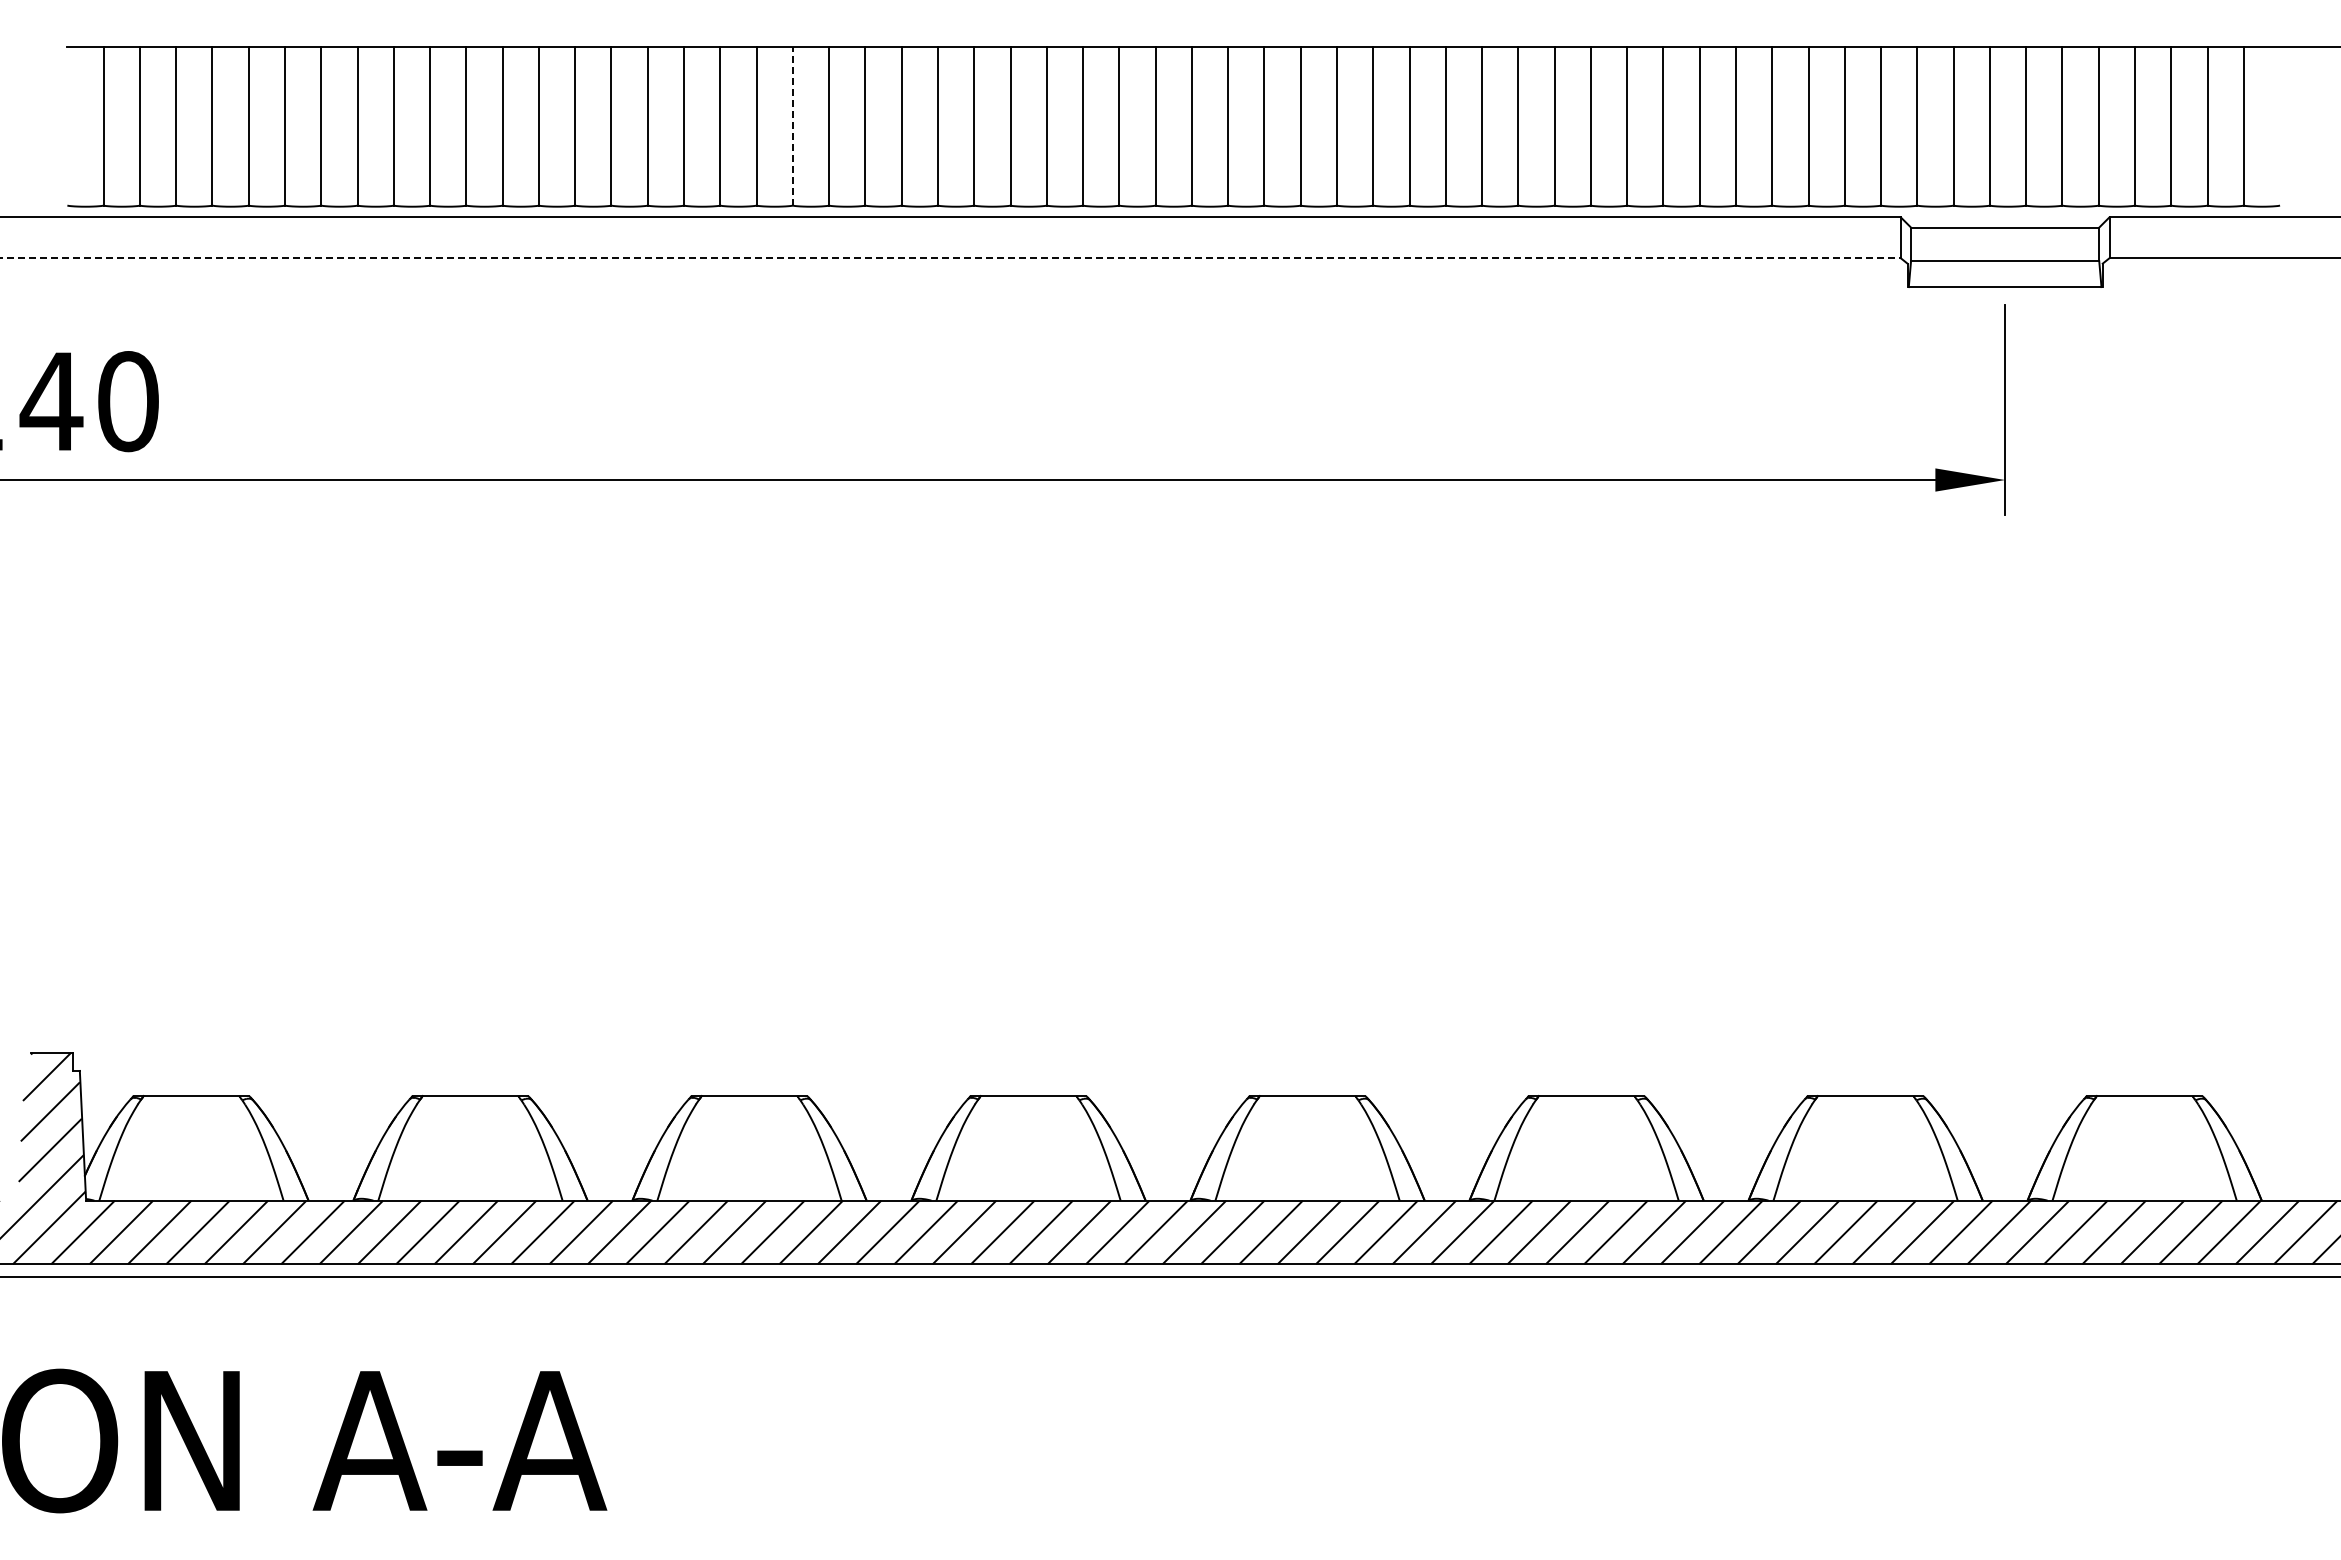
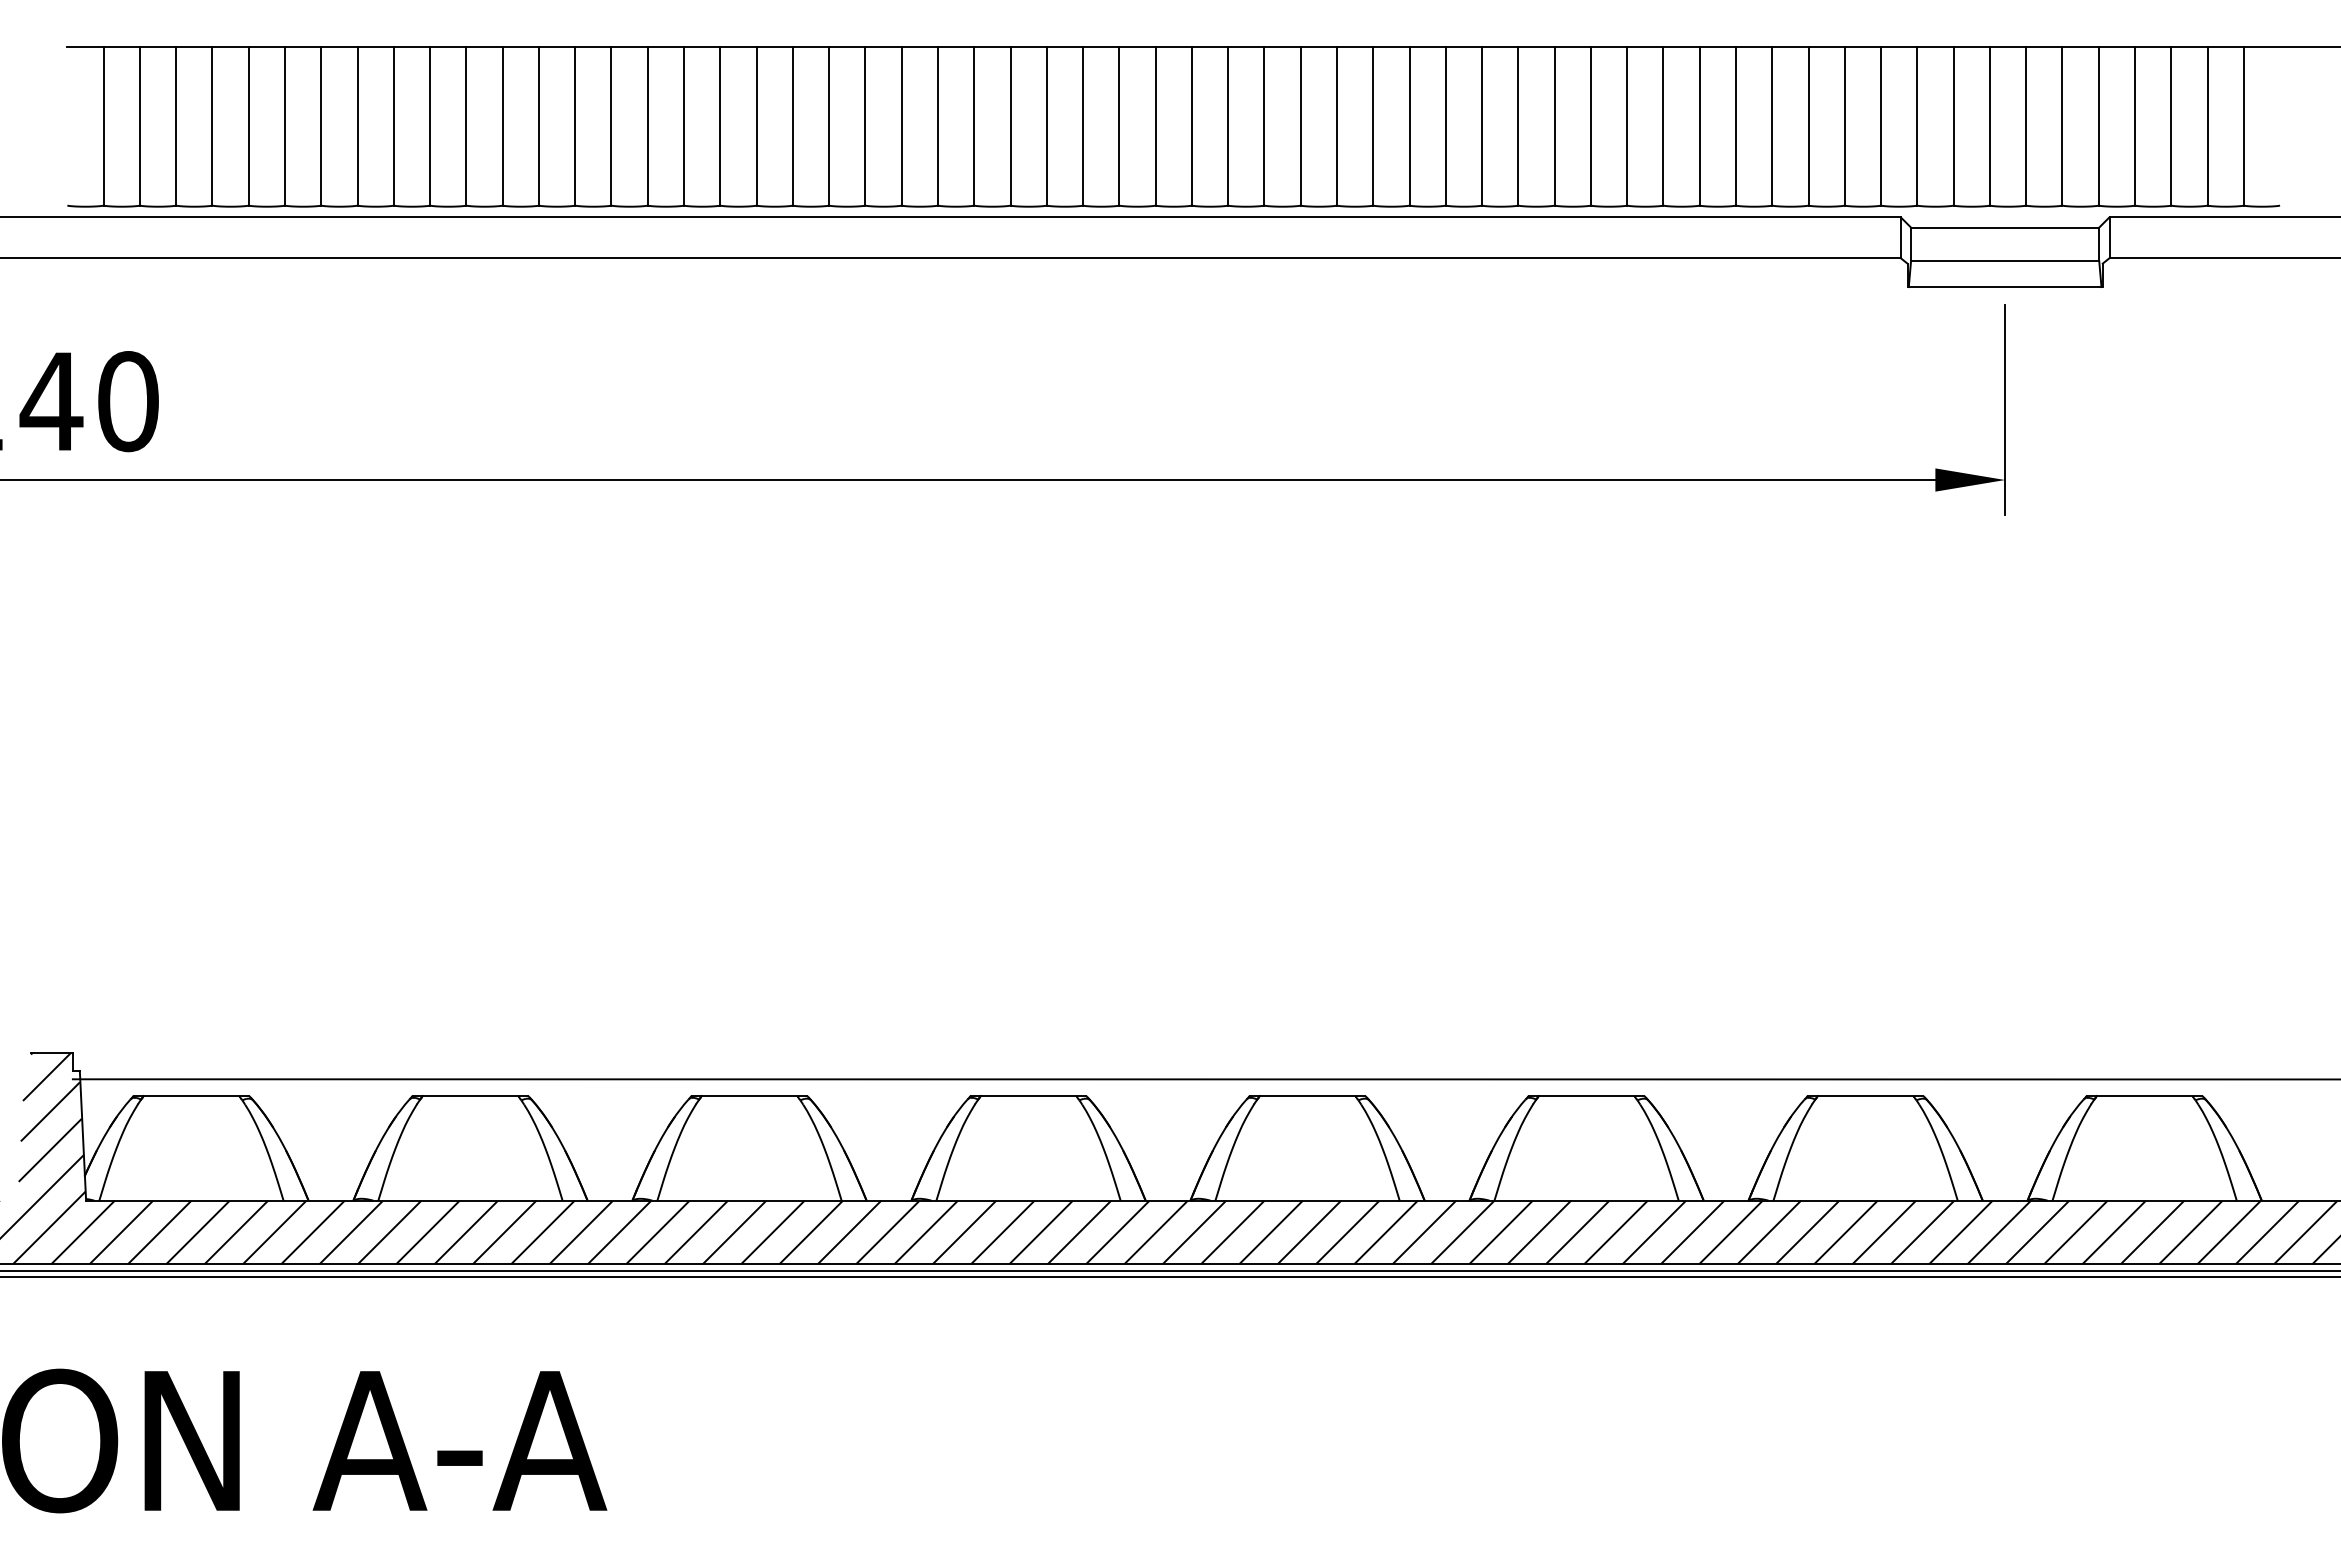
line: dashed -> solid (792, 125)
line: dashed -> solid (950, 258)
line: none -> present (1204, 1079)
line: none -> present (1169, 1271)
